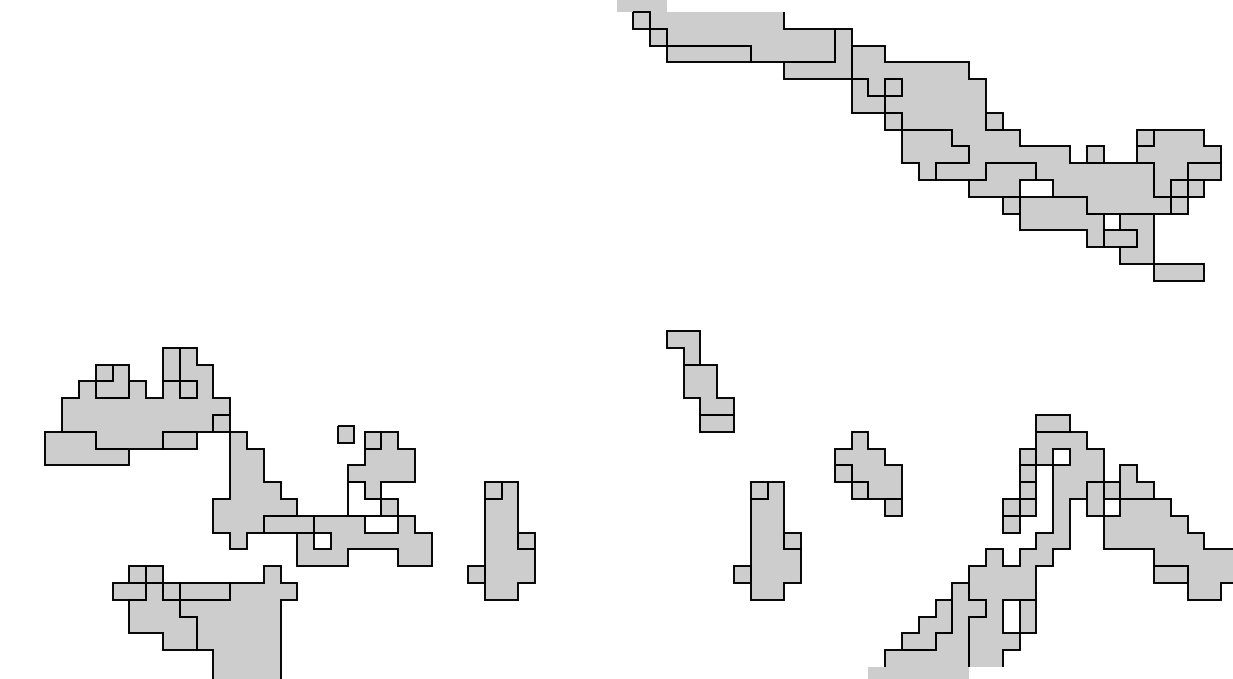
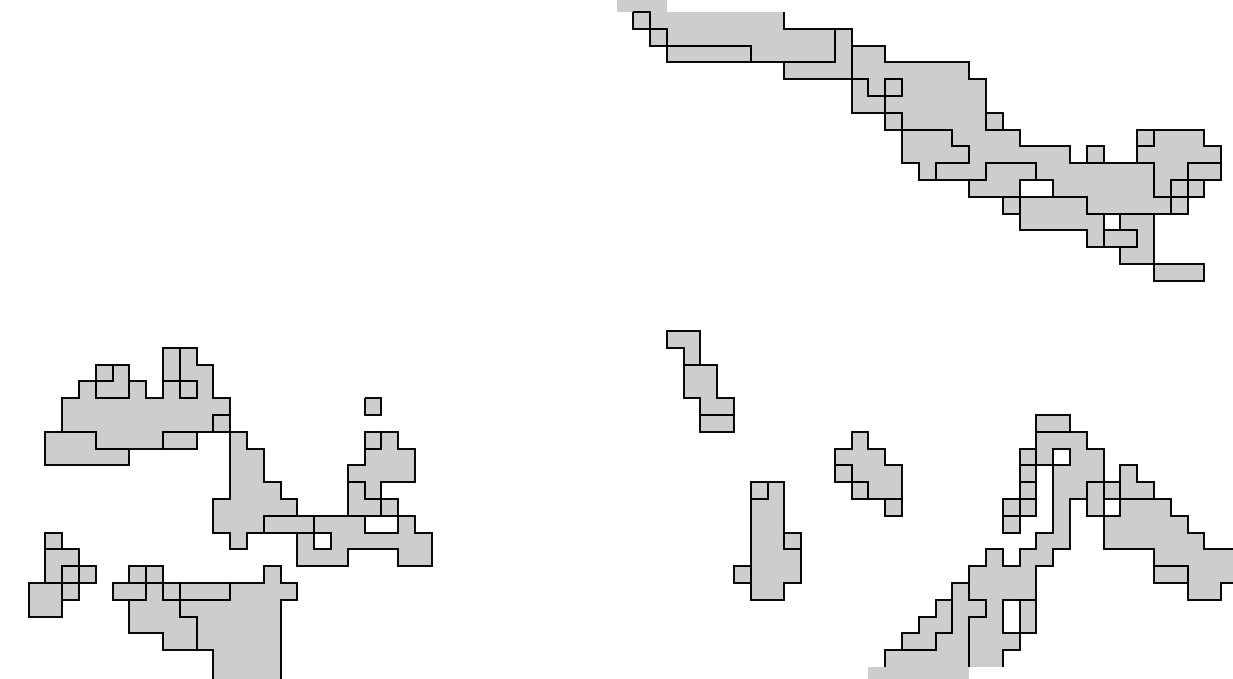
part position: (345, 434) -> (372, 406) (372, 406)
fill: none -> present (364, 498)
part: present -> none (501, 540)
part: none -> present (62, 574)
